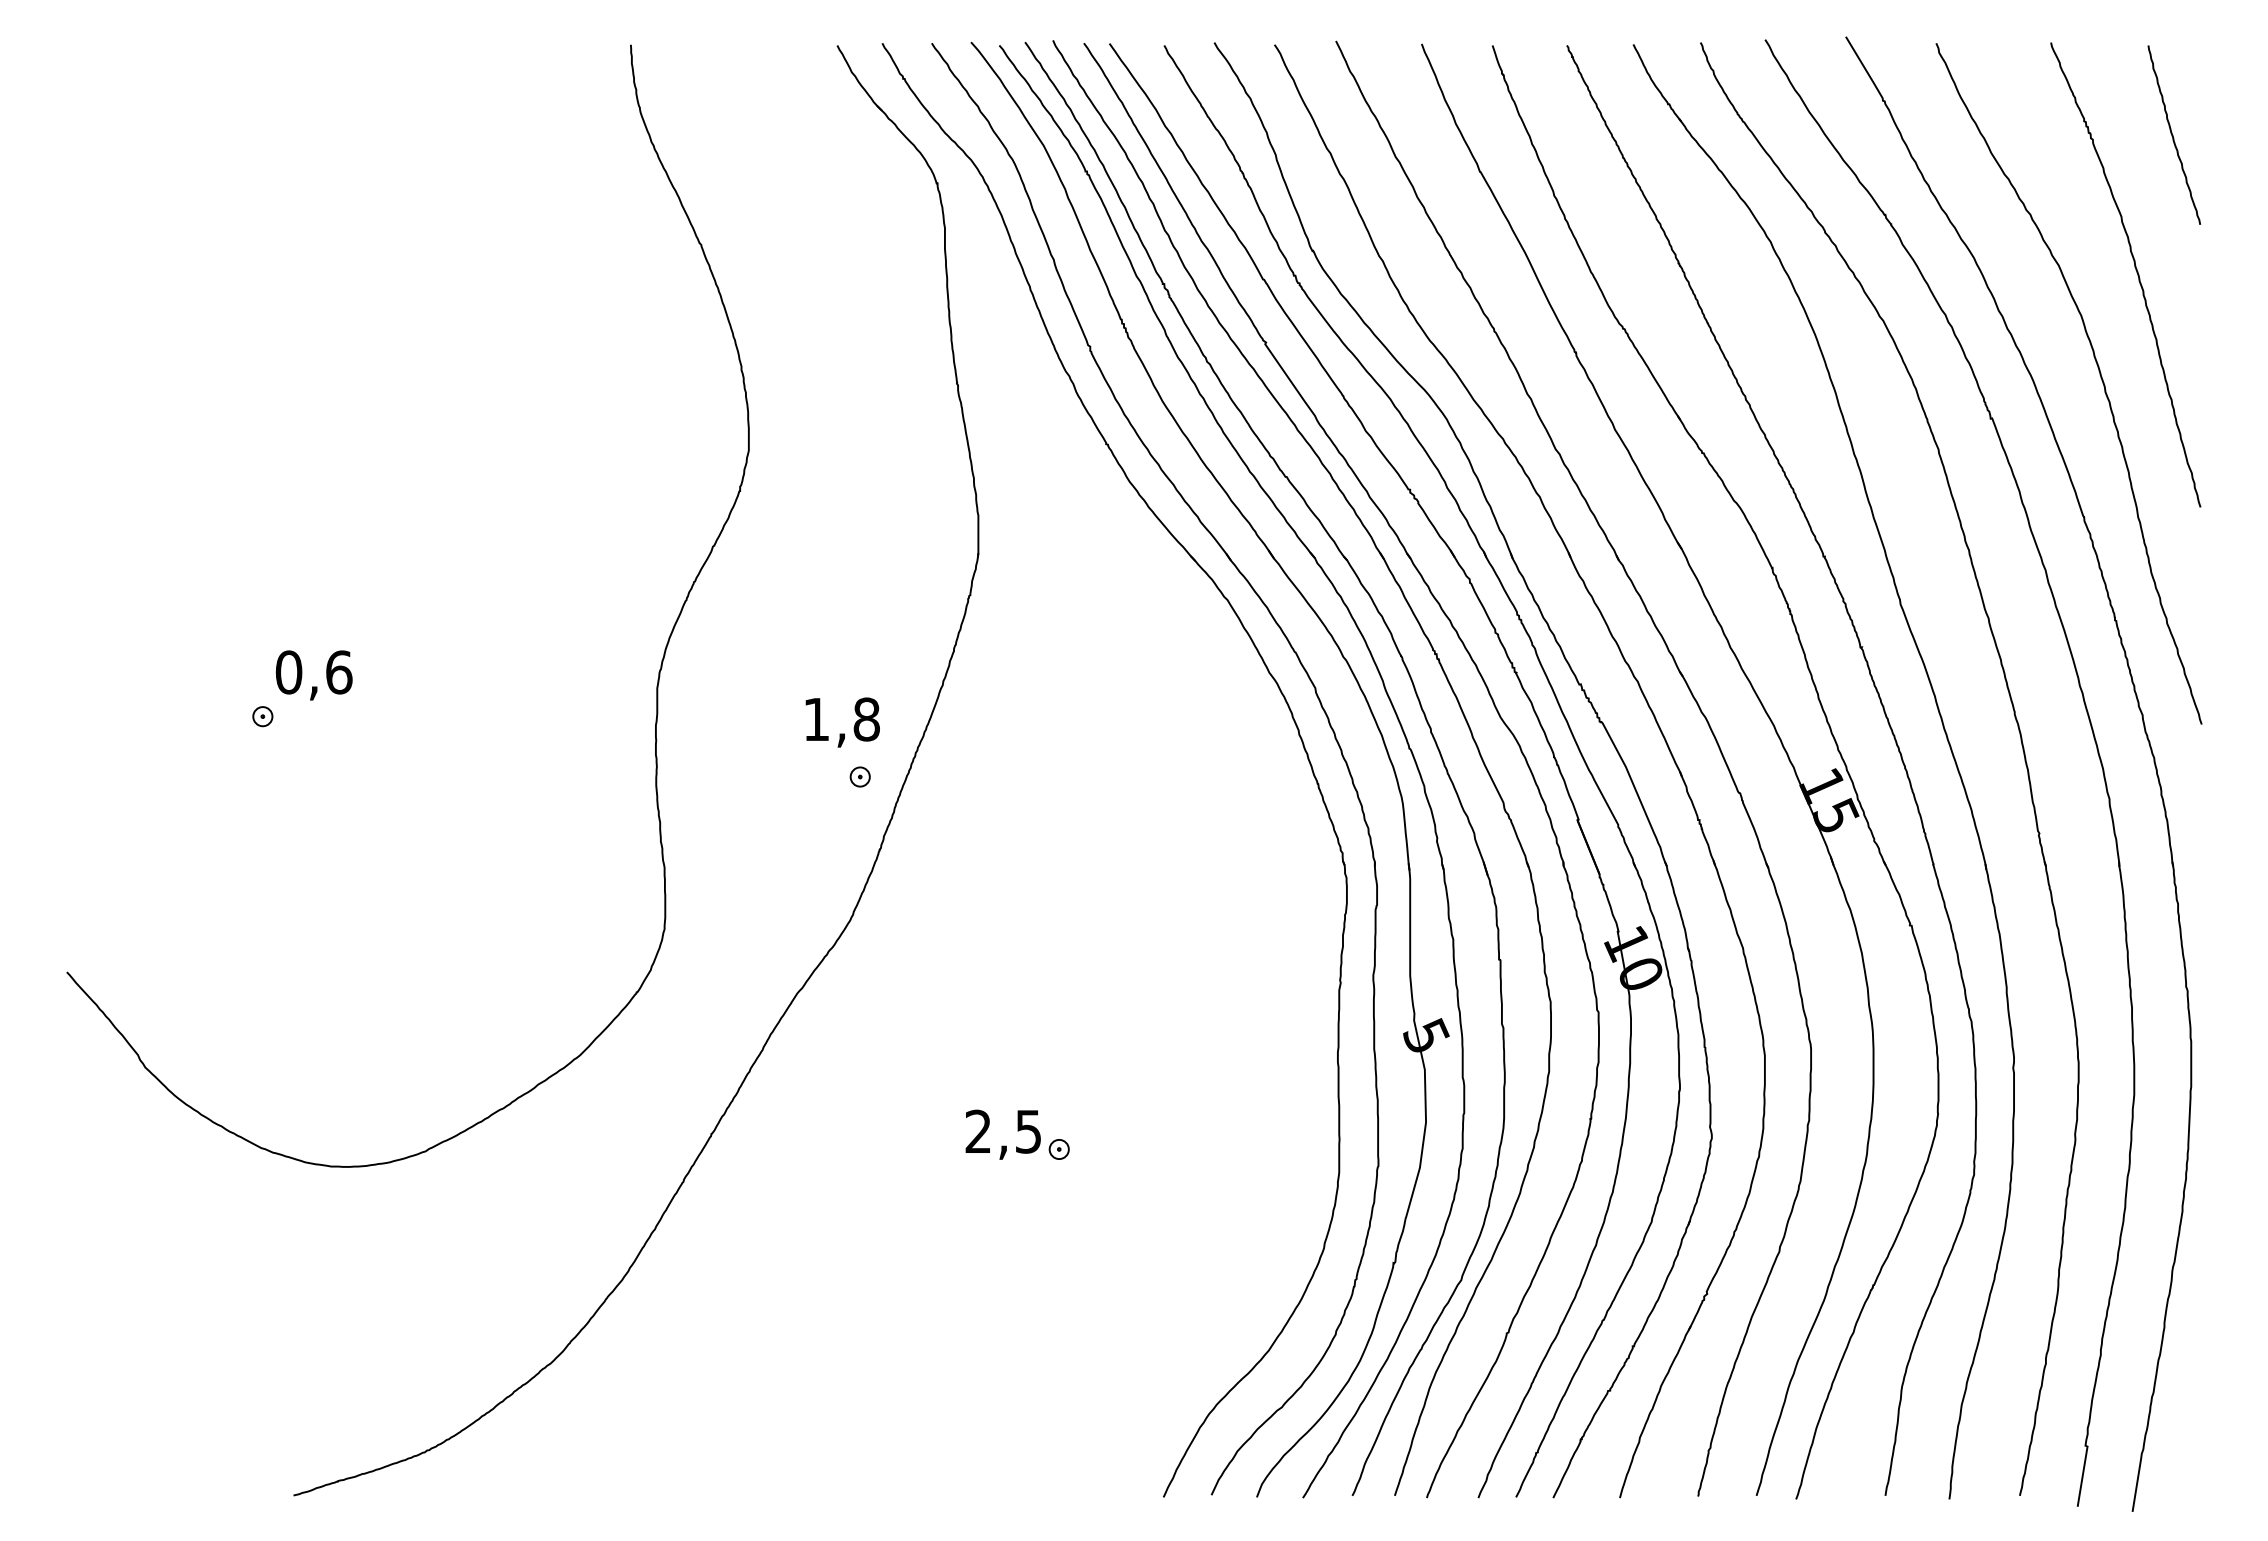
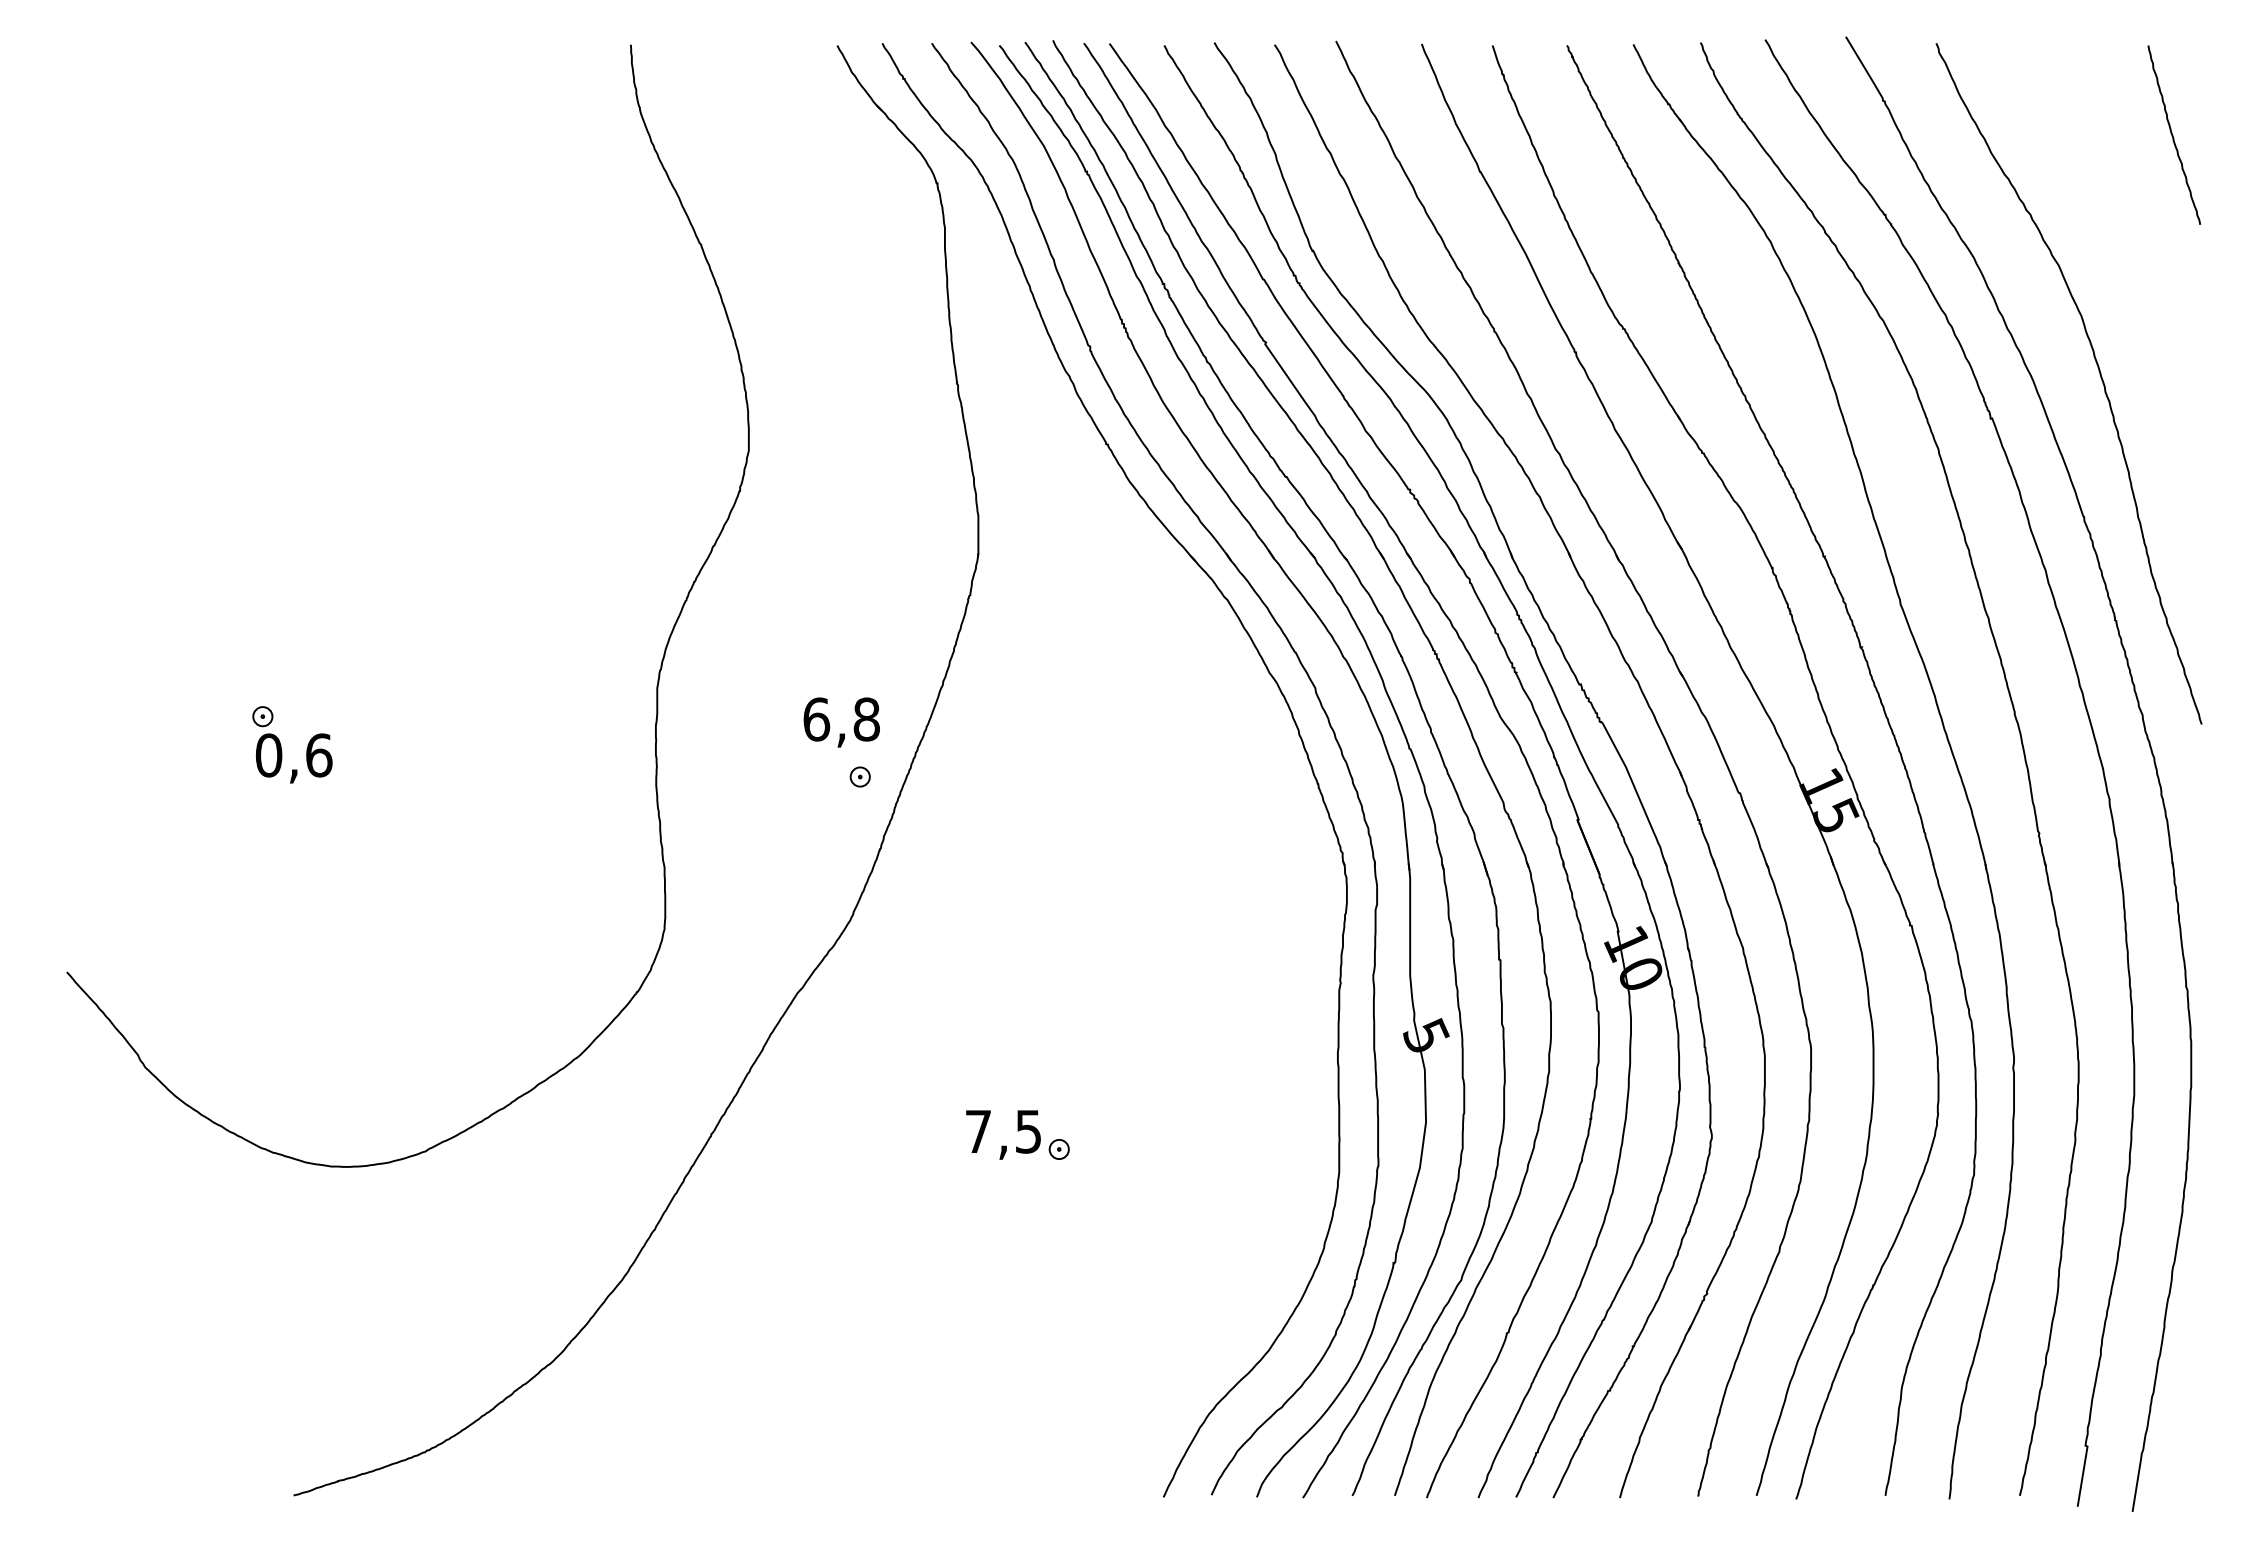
curve: present -> none (2135, 270)
text position: (313, 675) -> (293, 758) (293, 758)
text: 1,8 -> 6,8 (816, 719)
text: 2,5 -> 7,5 (977, 1130)
